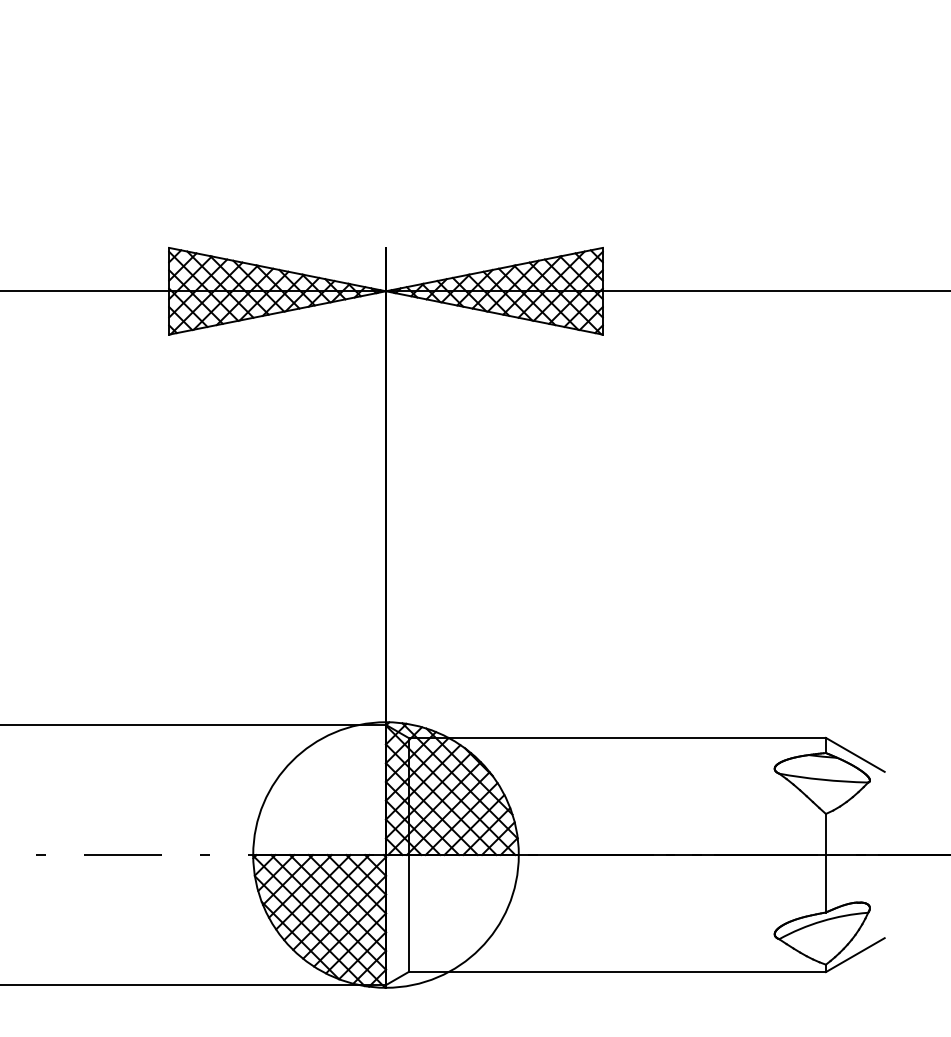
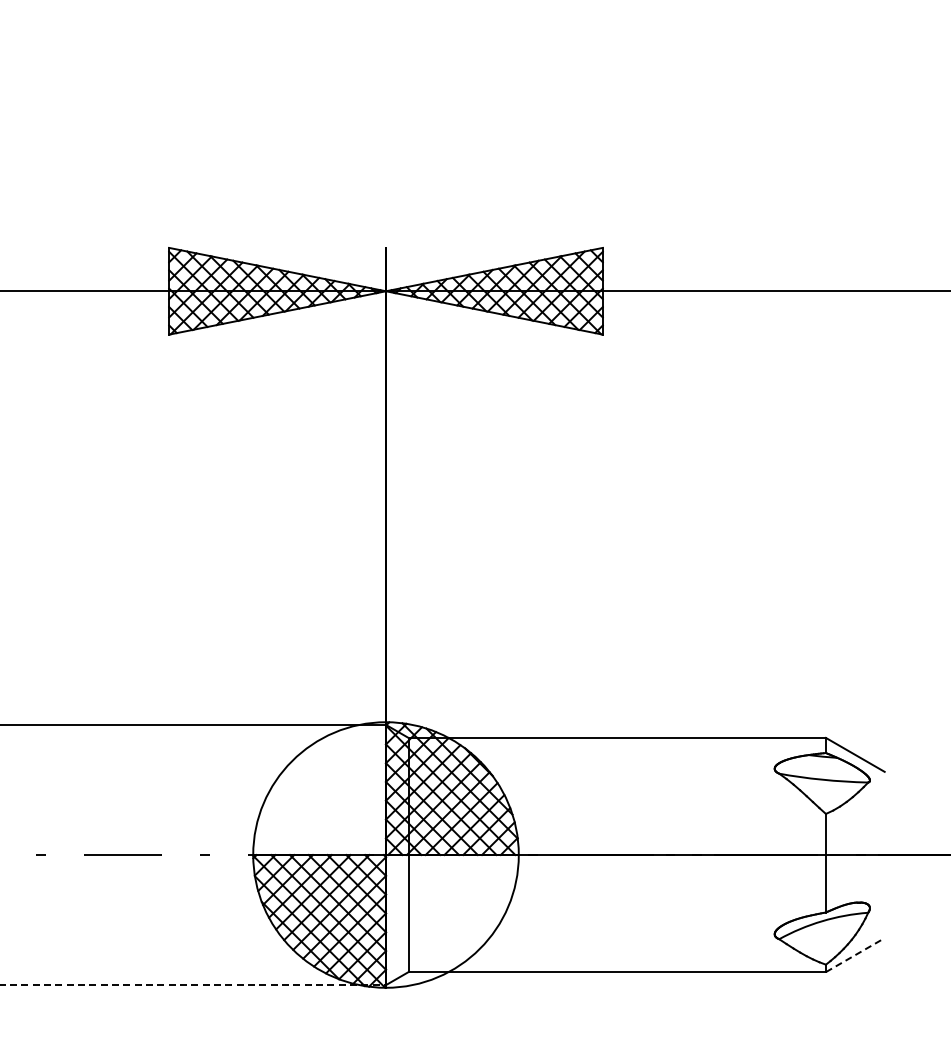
line: solid -> dashed (855, 955)
line: solid -> dashed (193, 985)
